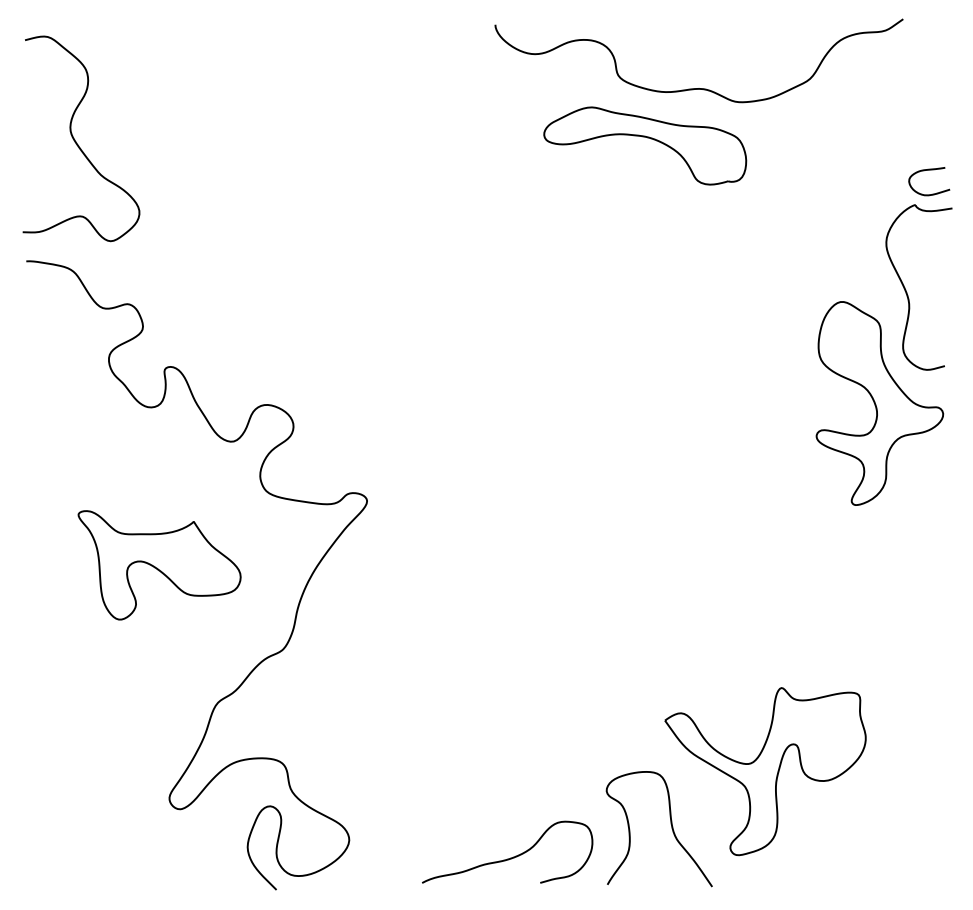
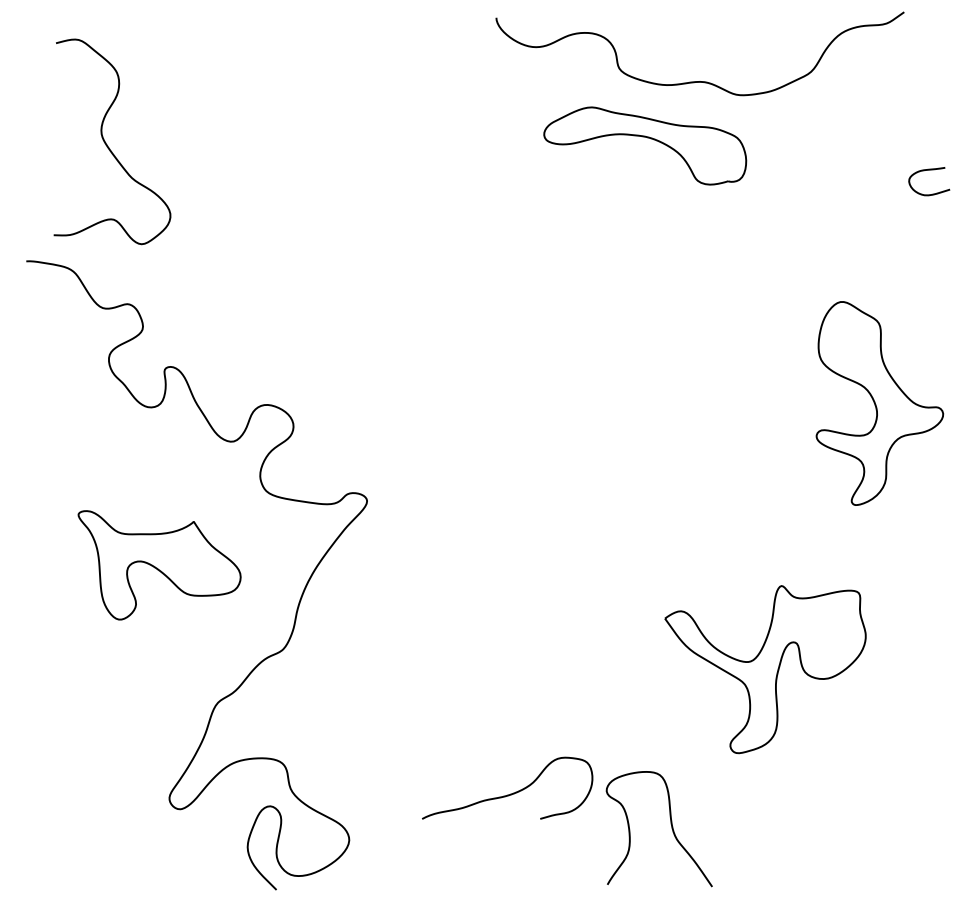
curve position: (698, 88) -> (699, 81) (699, 81)
curve position: (76, 141) -> (107, 144) (107, 144)
part: present -> none (907, 292)
part position: (765, 771) -> (765, 669) (765, 669)
curve position: (510, 857) -> (510, 793) (510, 793)
